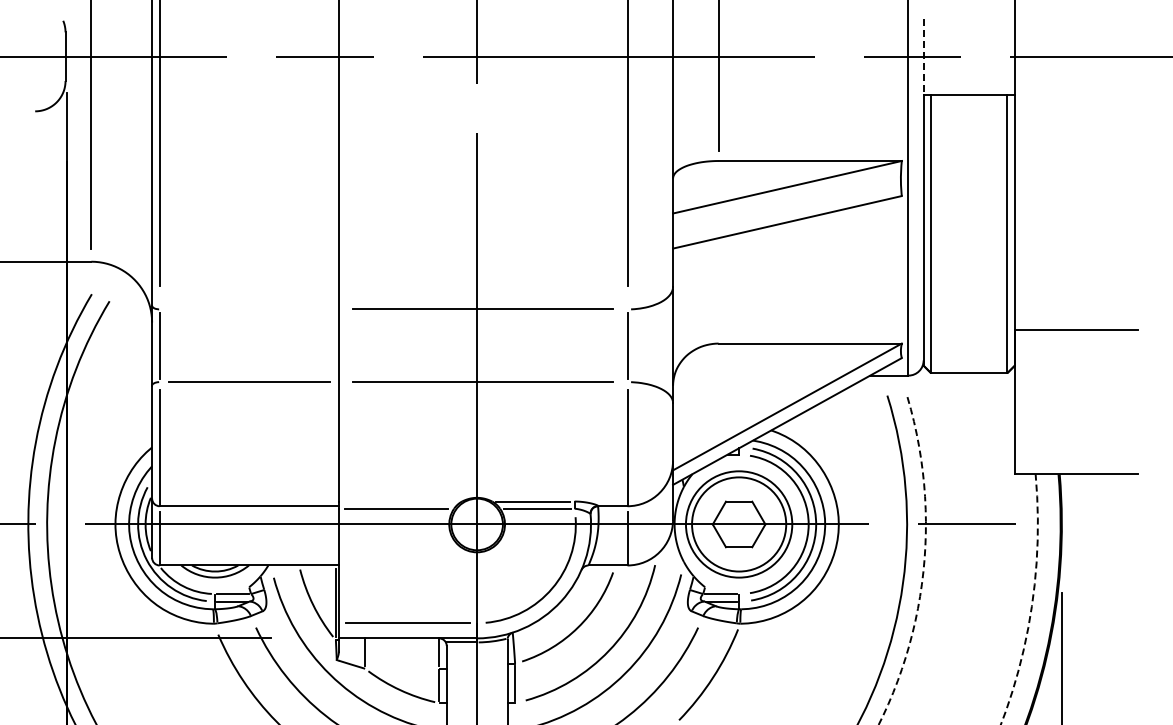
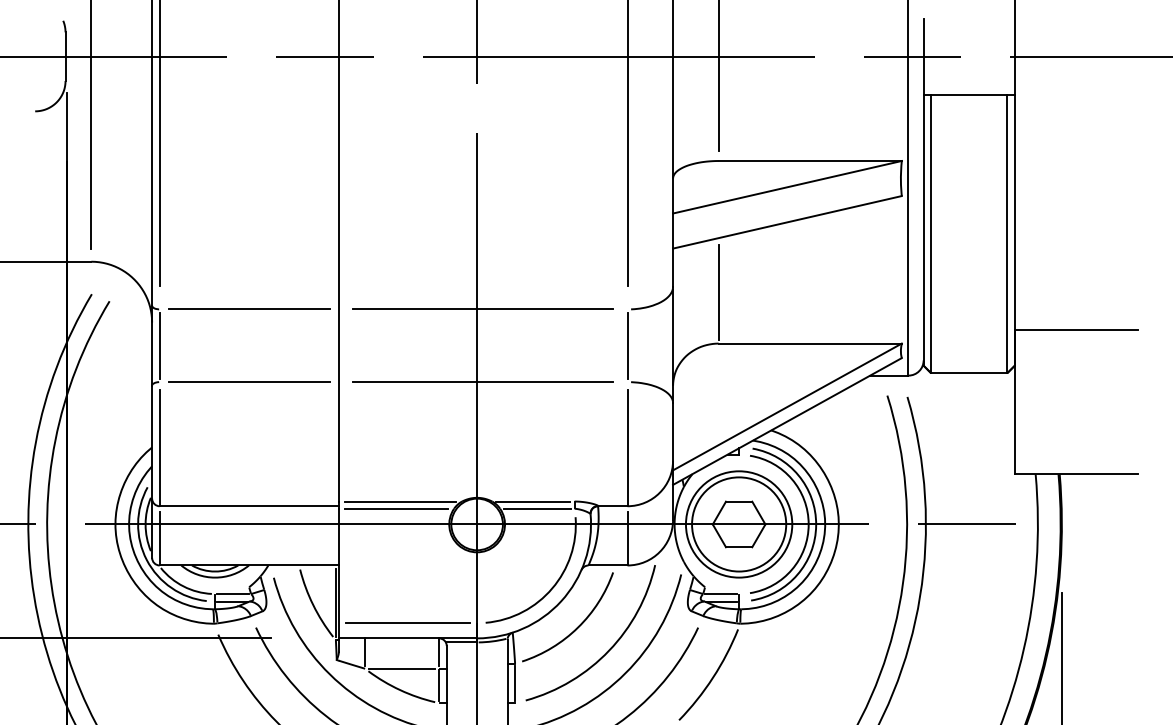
line: dashed -> solid (923, 56)
line: none -> present (718, 291)
line: none -> present (249, 308)
line: none -> present (400, 501)
arc: dashed -> solid (924, 563)
arc: dashed -> solid (1032, 601)
line: none -> present (401, 668)
